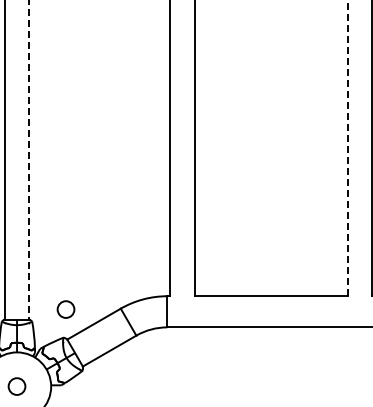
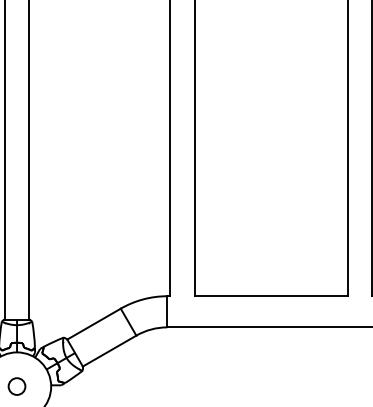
line: dashed -> solid (347, 148)
line: dashed -> solid (29, 160)
circle: present -> none (65, 309)
